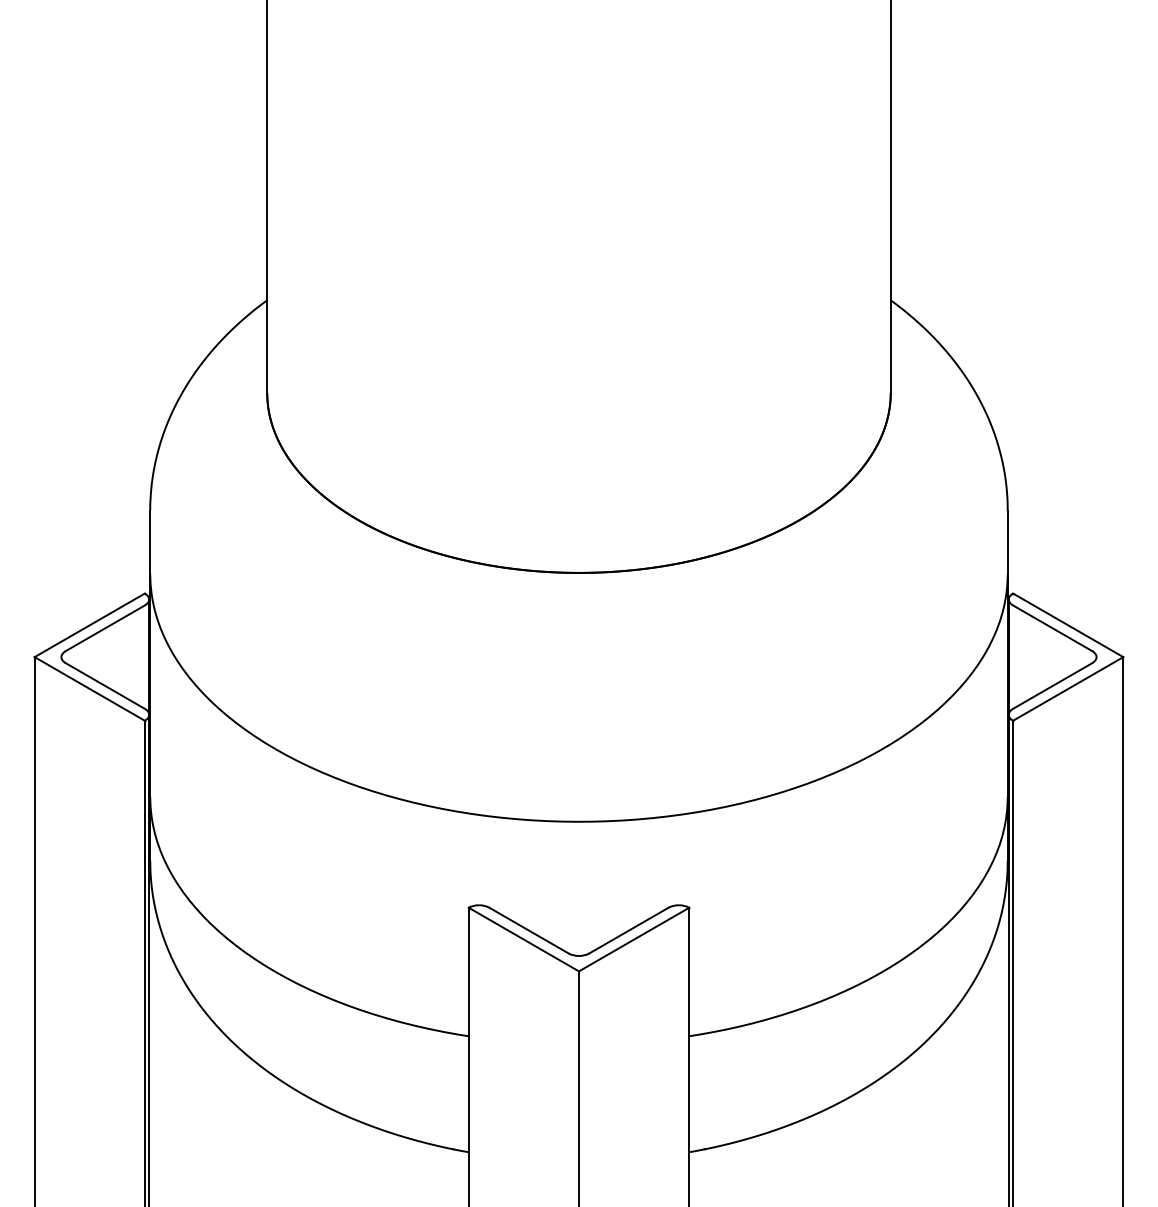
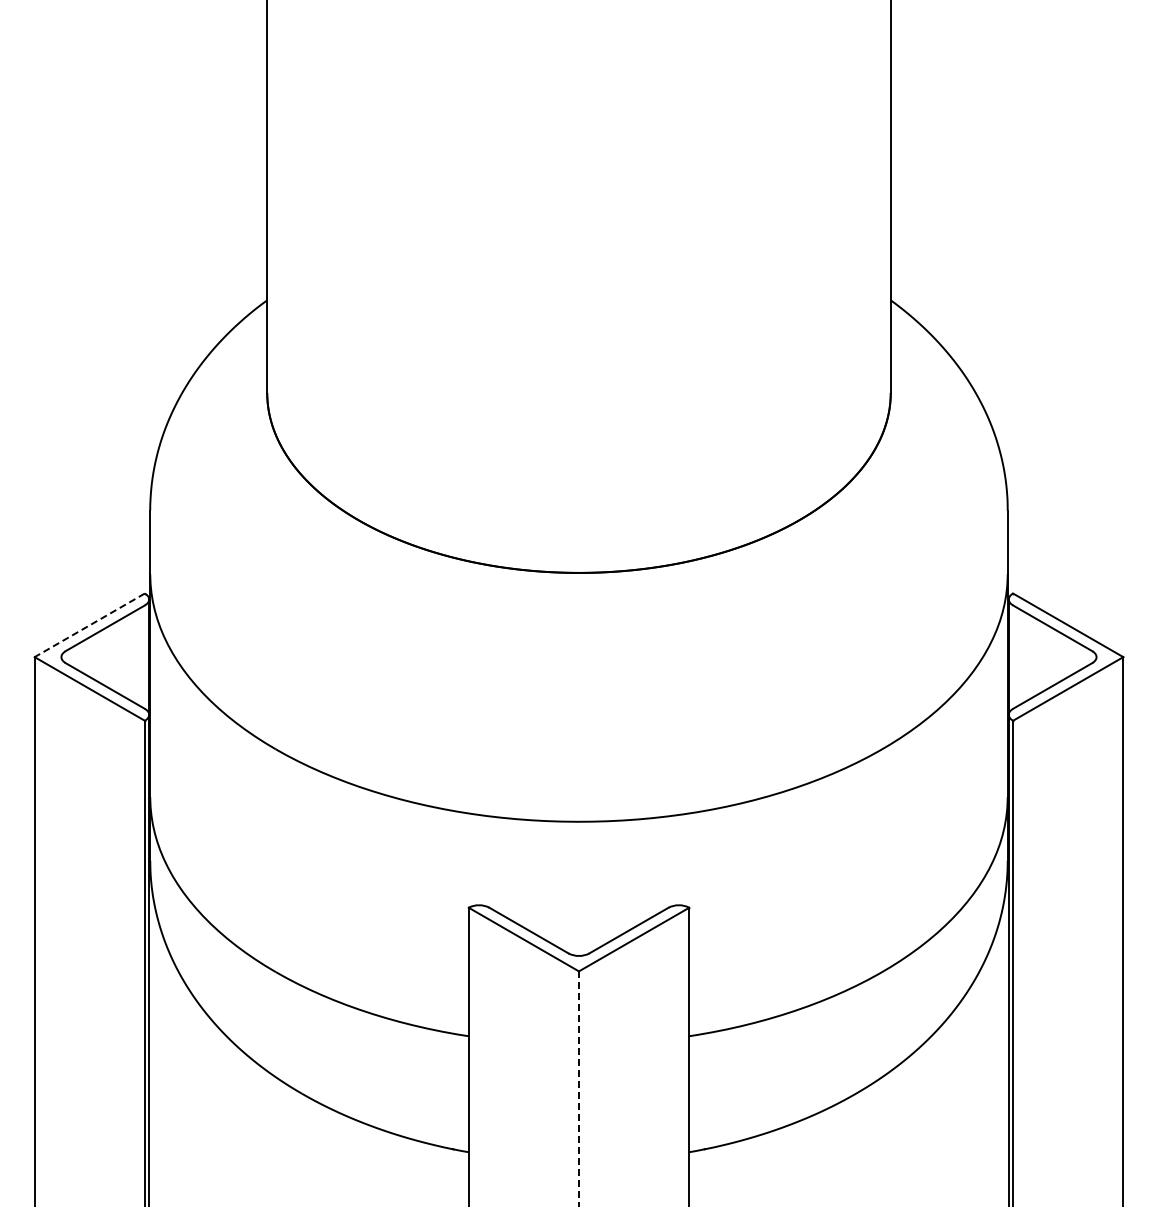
line: solid -> dashed (89, 625)
line: solid -> dashed (578, 1089)
